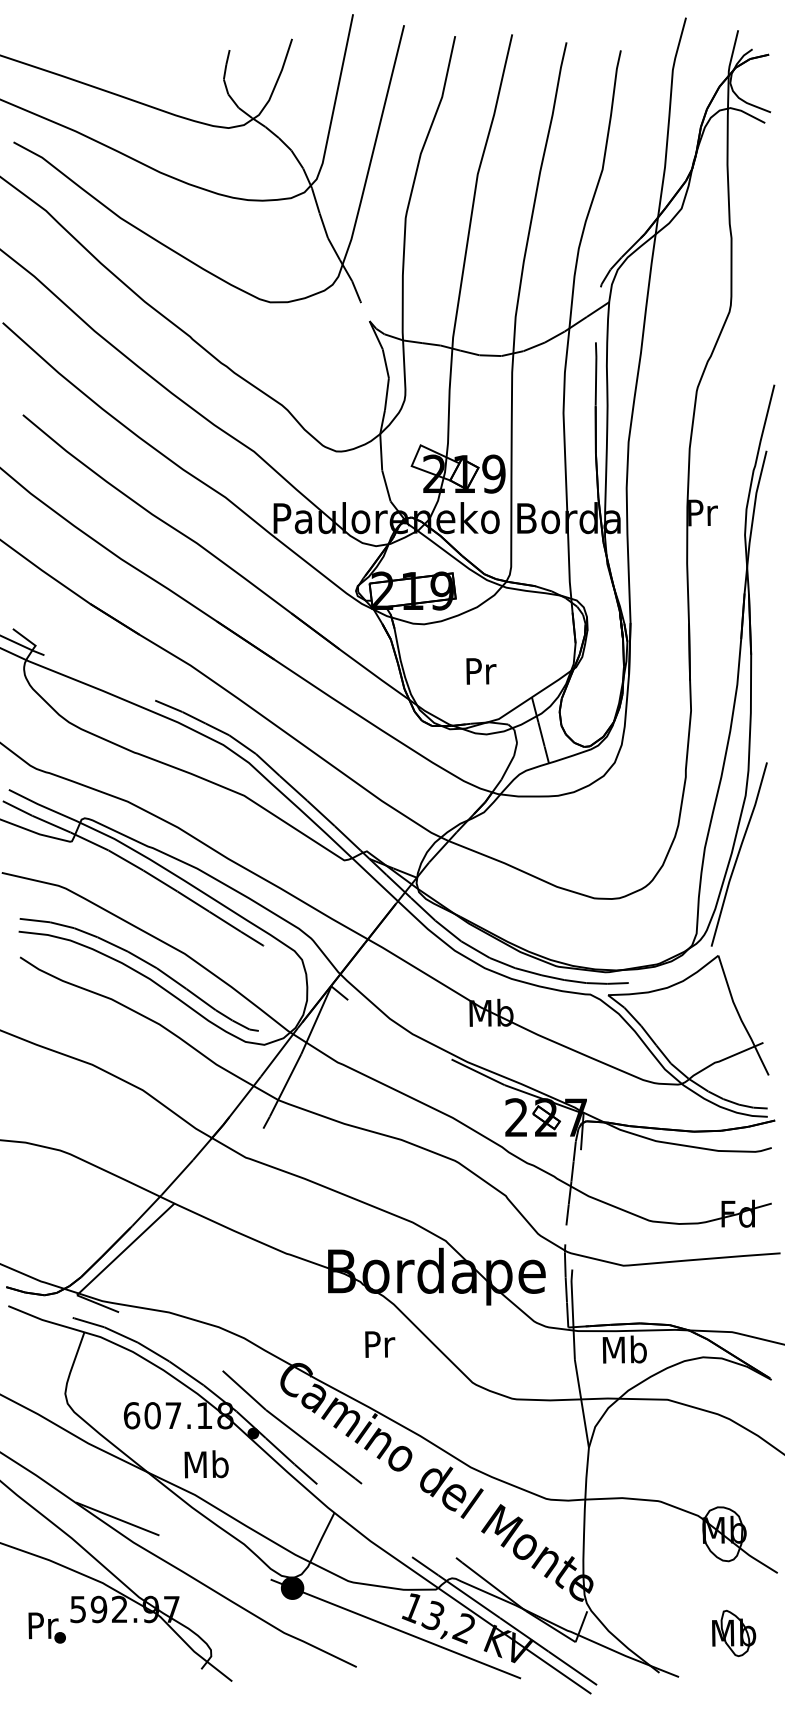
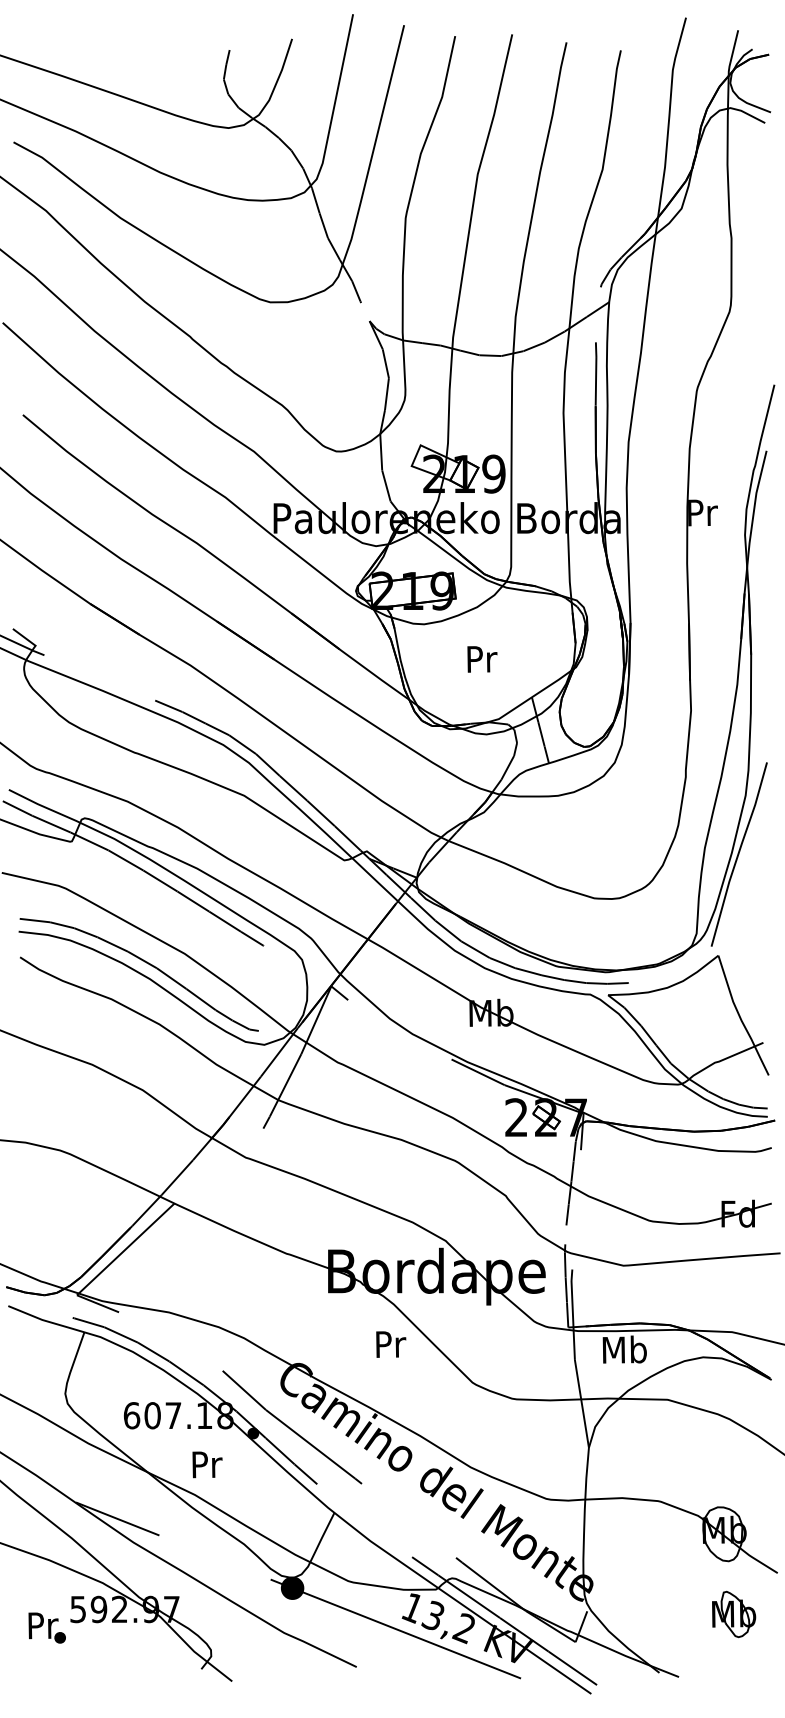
text position: (481, 671) -> (482, 659) (482, 659)
text position: (380, 1344) -> (391, 1344) (391, 1344)
text: Mb -> Pr (206, 1464)
part position: (734, 1633) -> (734, 1614) (734, 1614)
